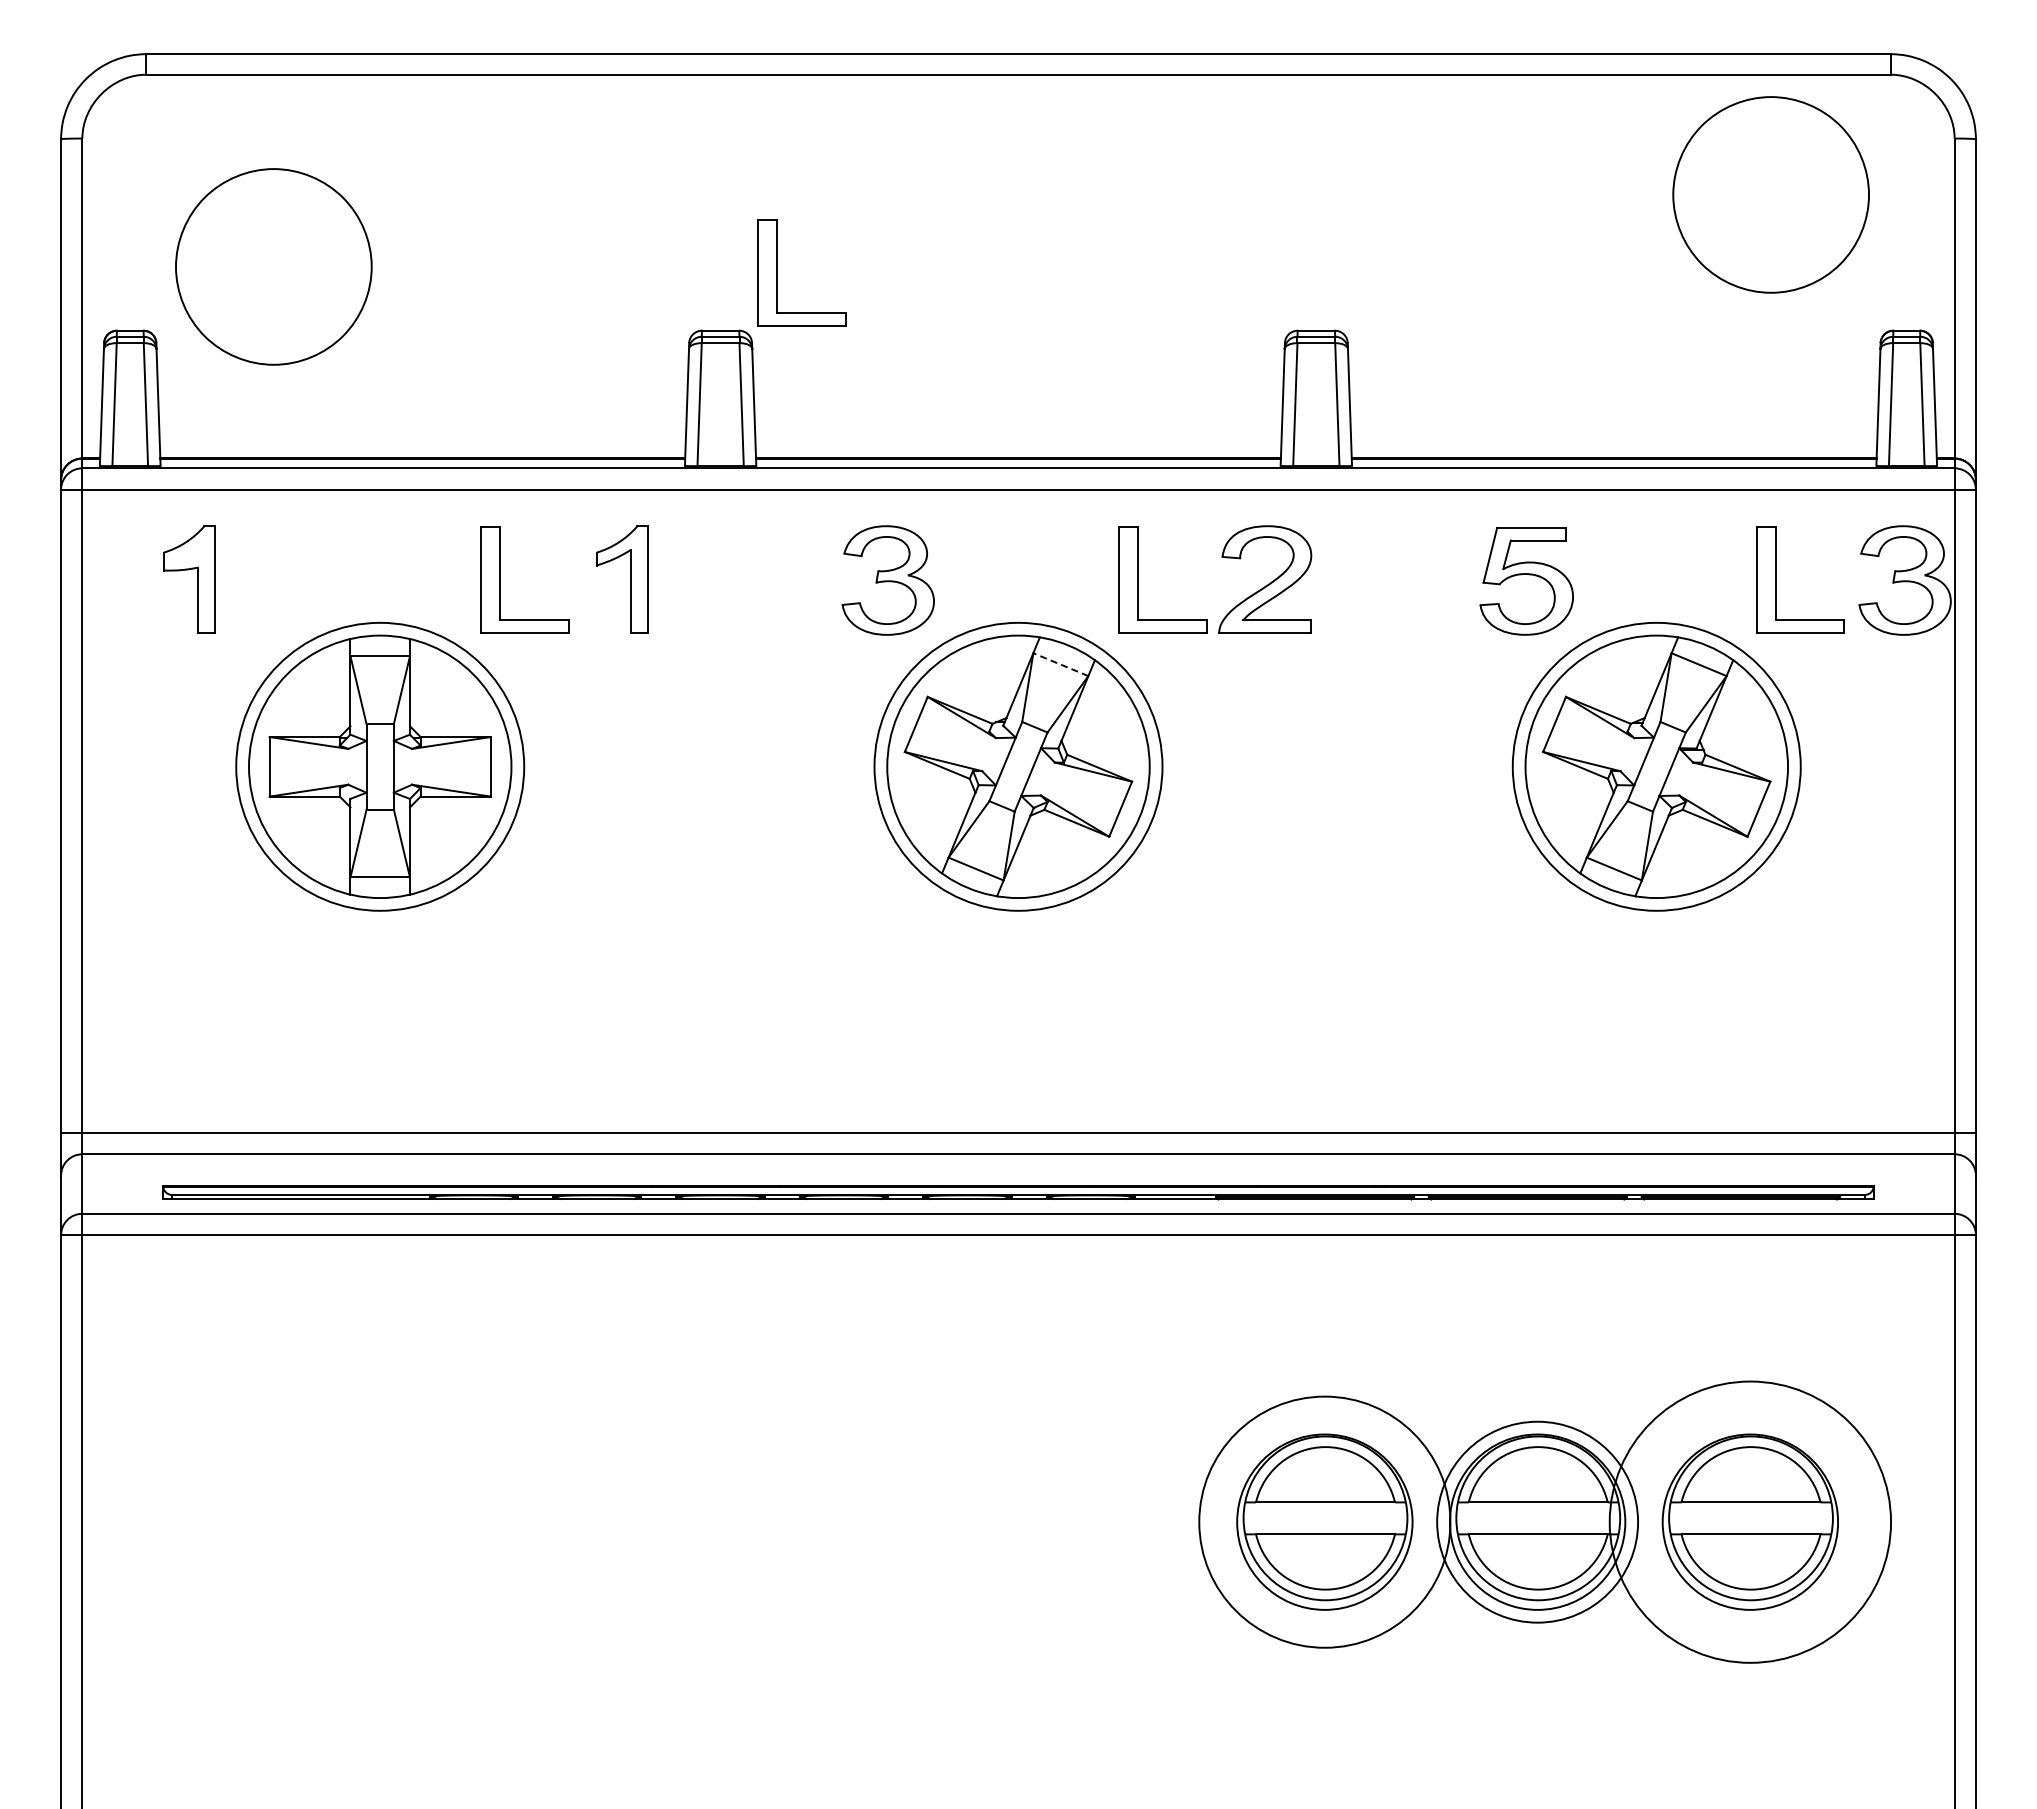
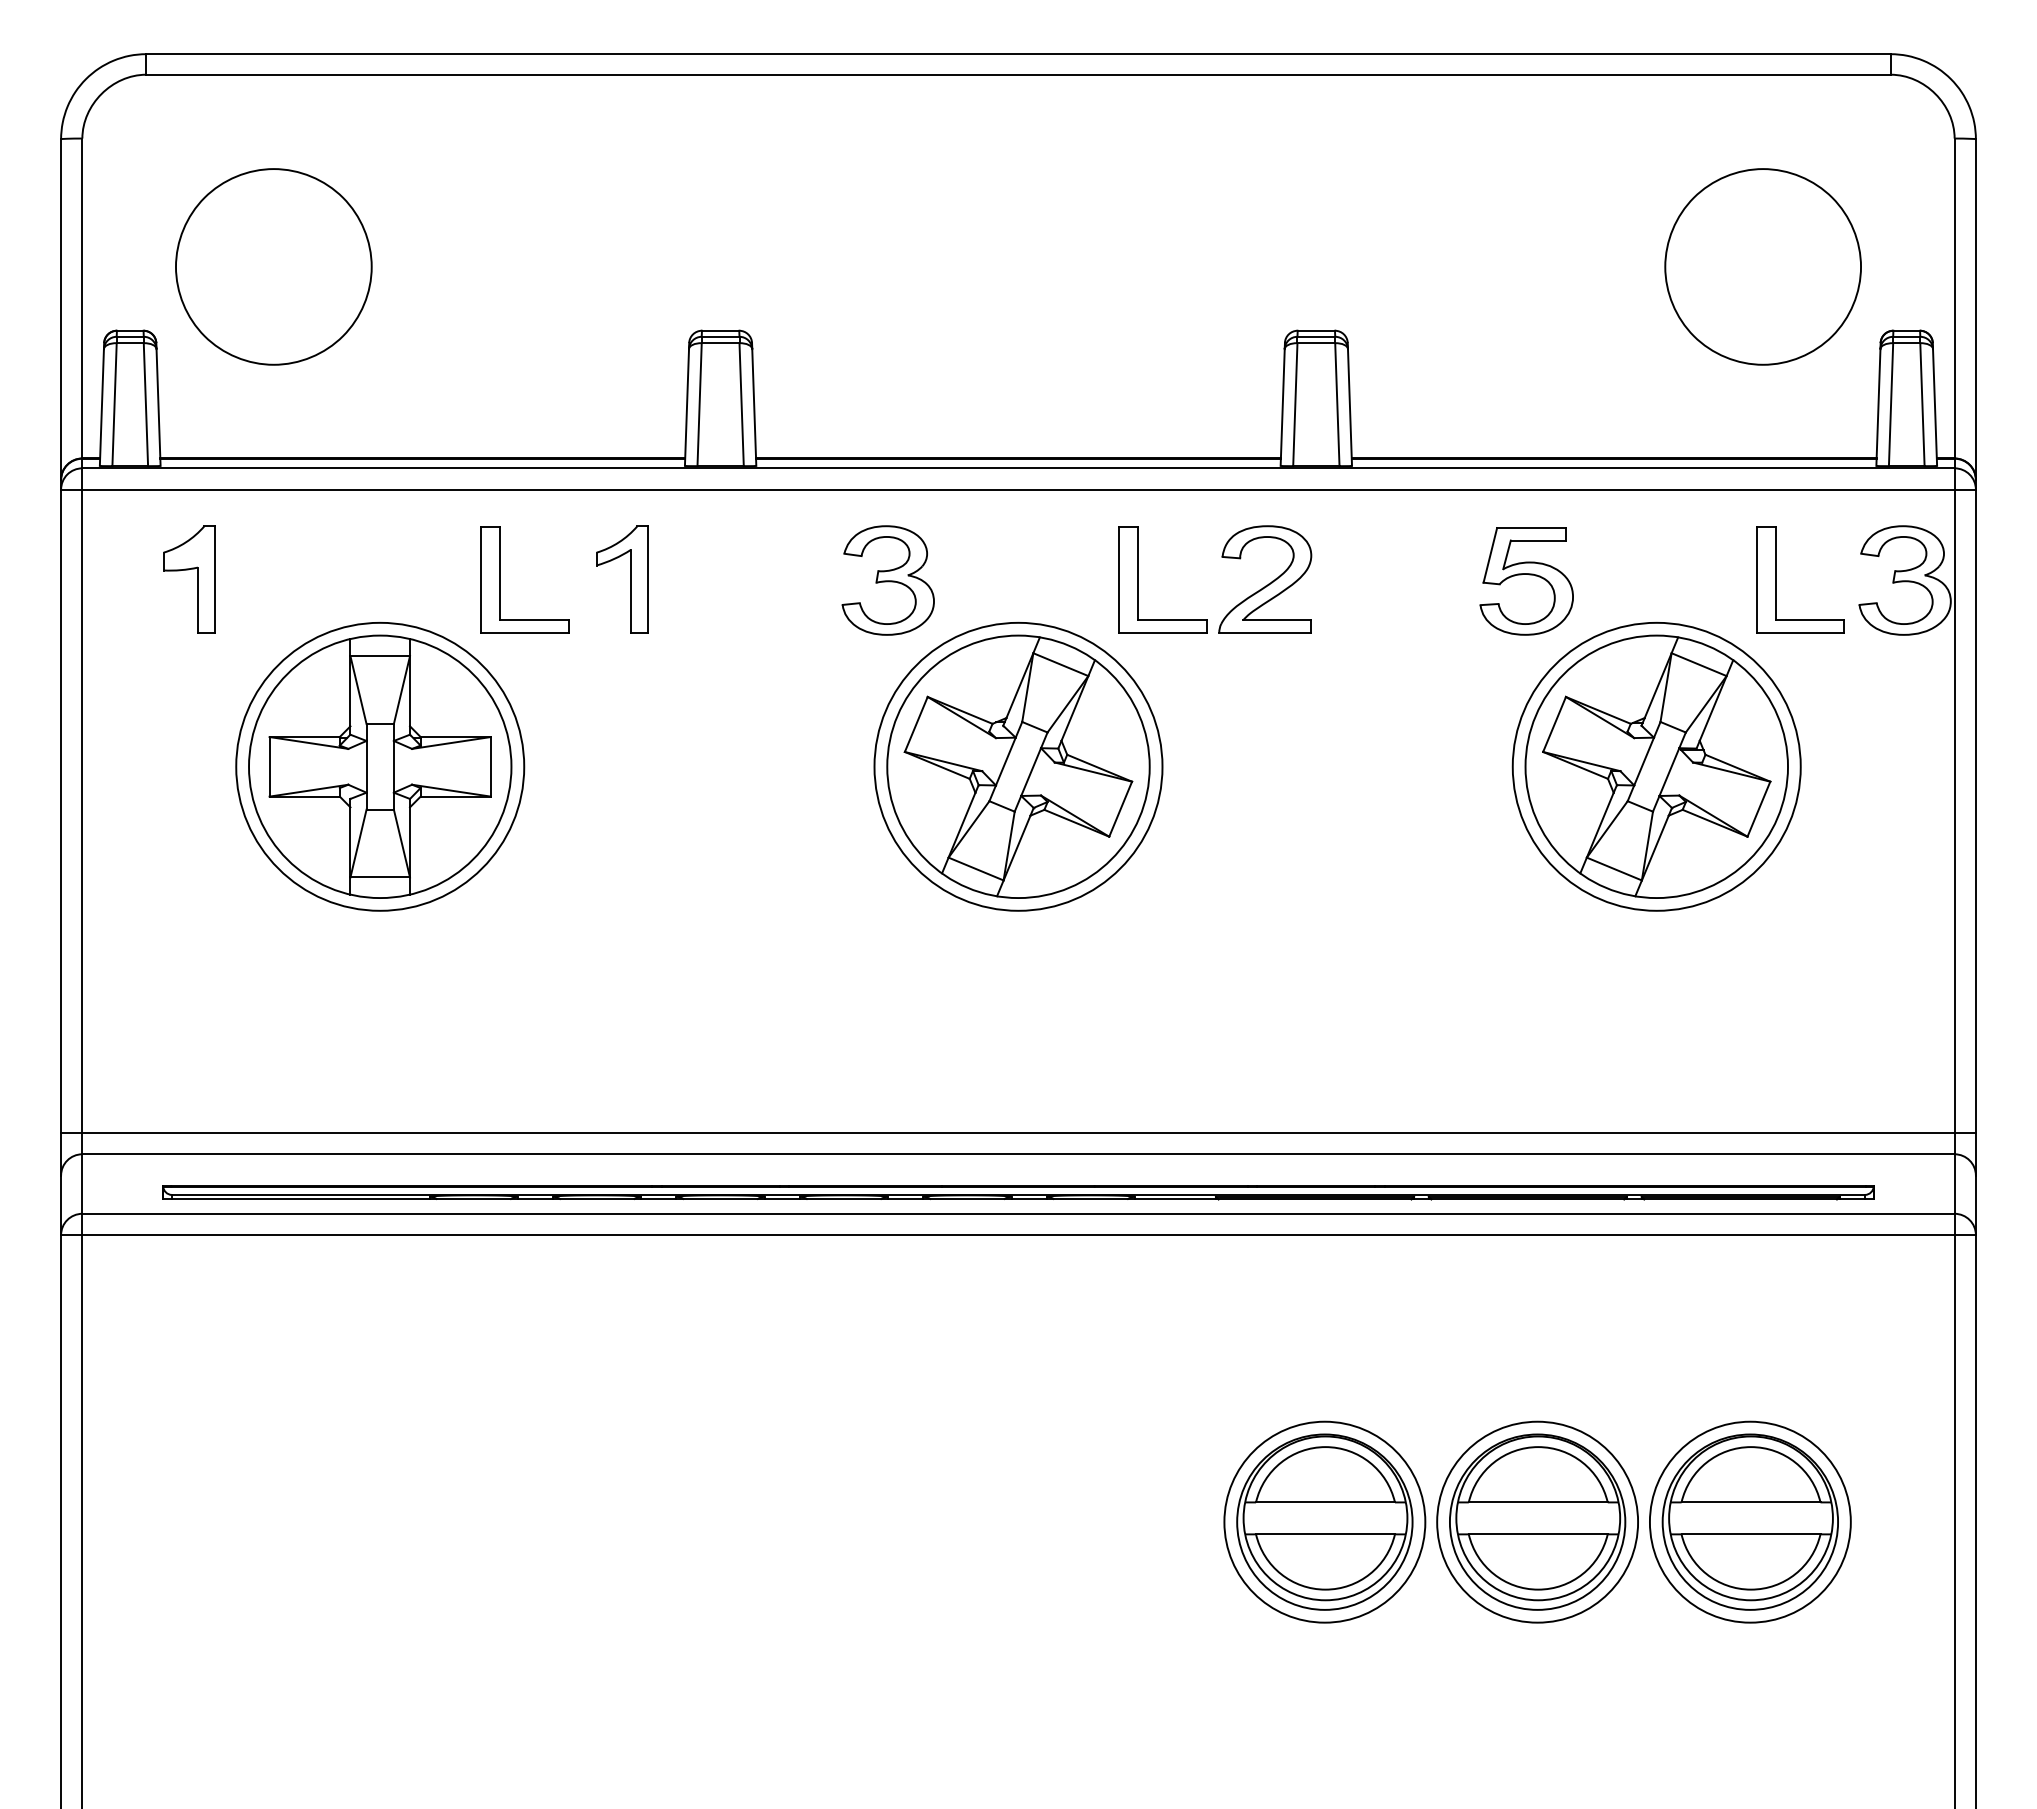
part position: (1770, 194) -> (1762, 266) (1762, 266)
part: present -> none (777, 272)
line: dashed -> solid (1060, 664)
circle diameter: 251 px -> 201 px (1324, 1521)
circle diameter: 281 px -> 201 px (1749, 1521)
